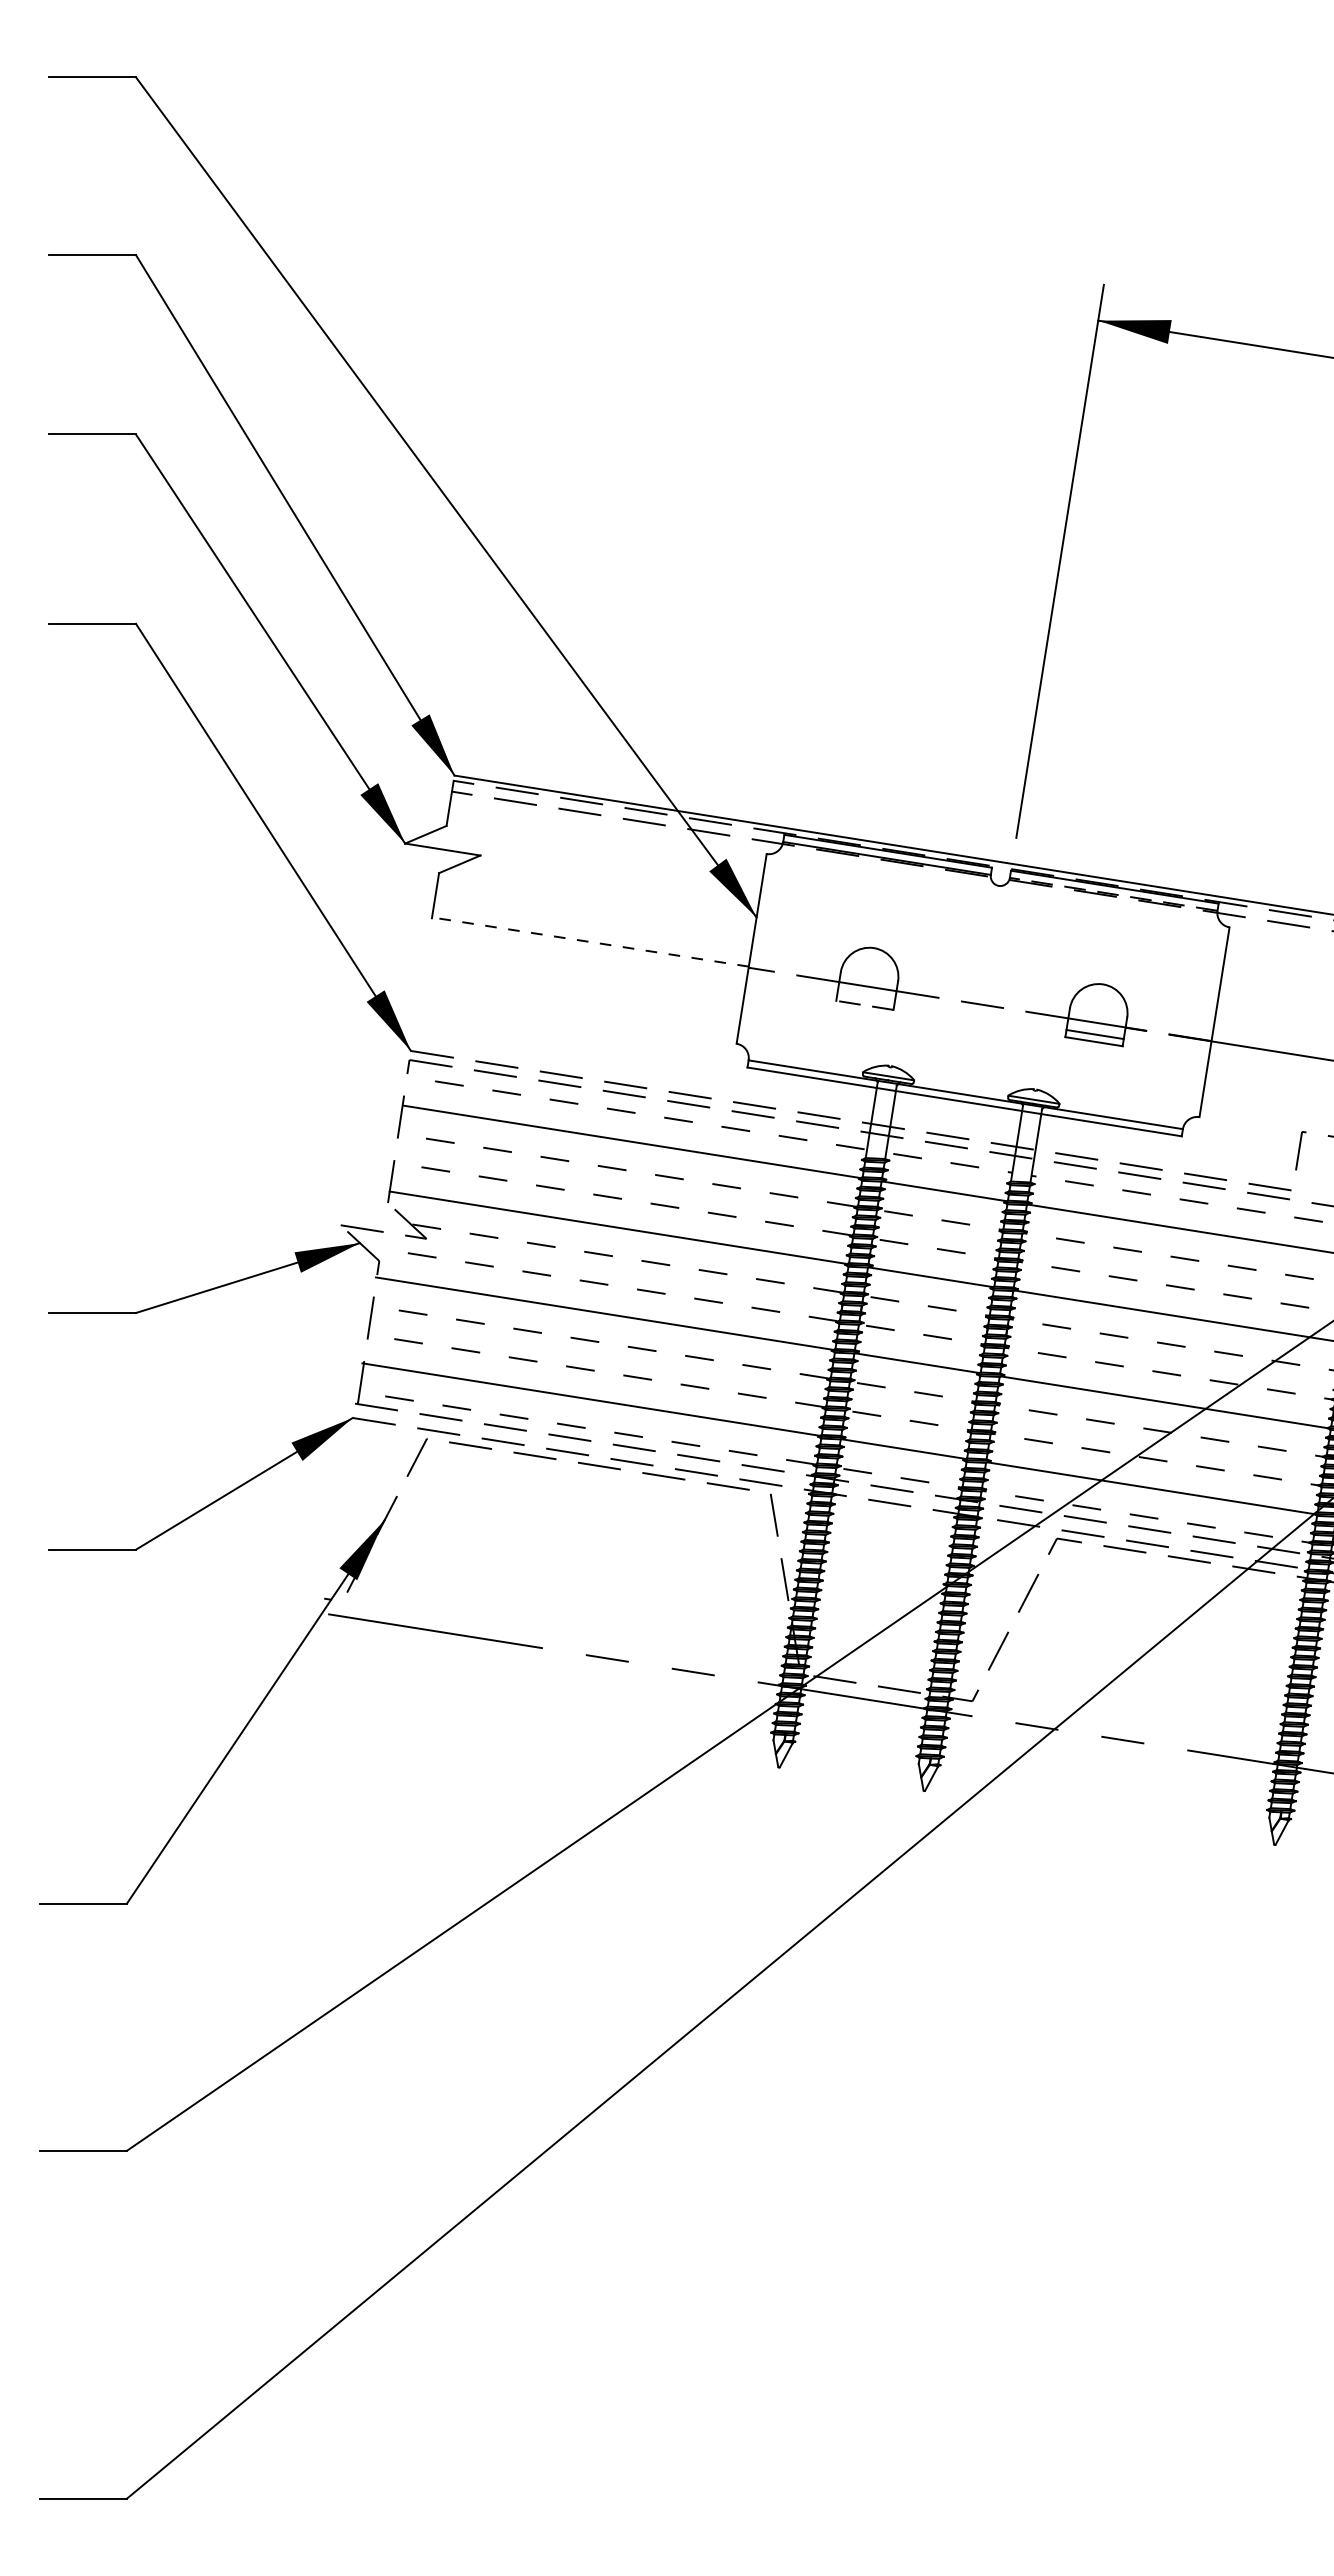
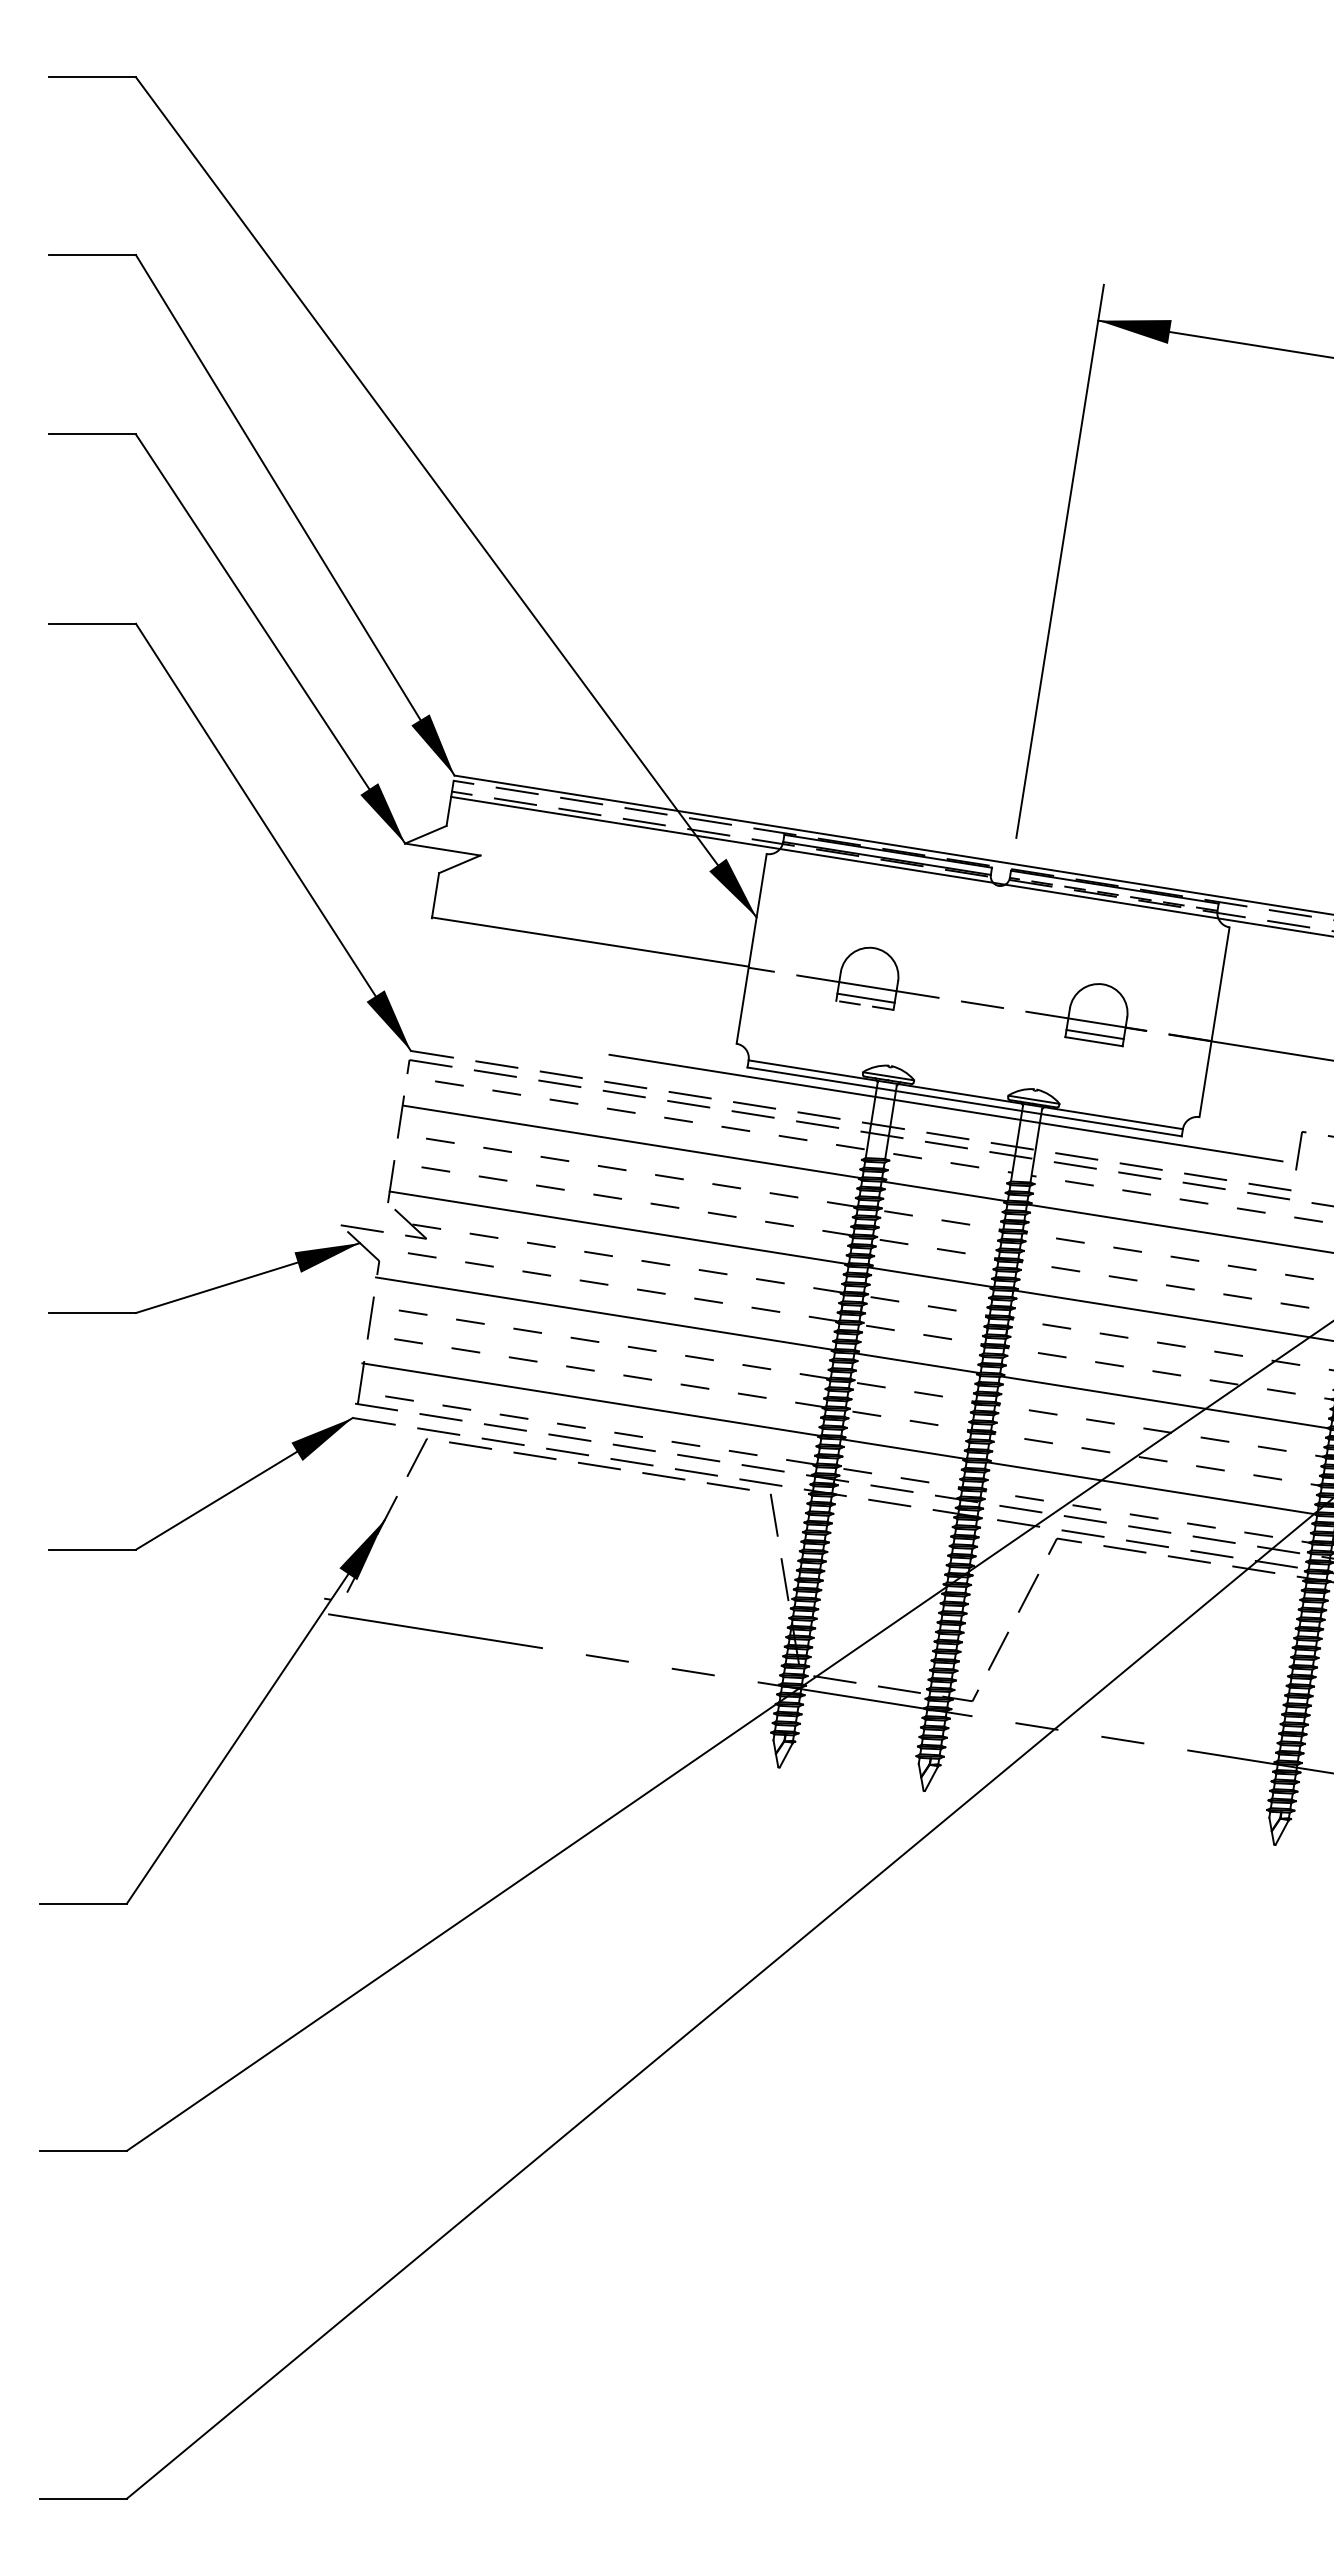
line: none -> present (890, 866)
line: dashed -> solid (589, 941)
line: none -> present (865, 997)
line: none -> present (945, 1107)
